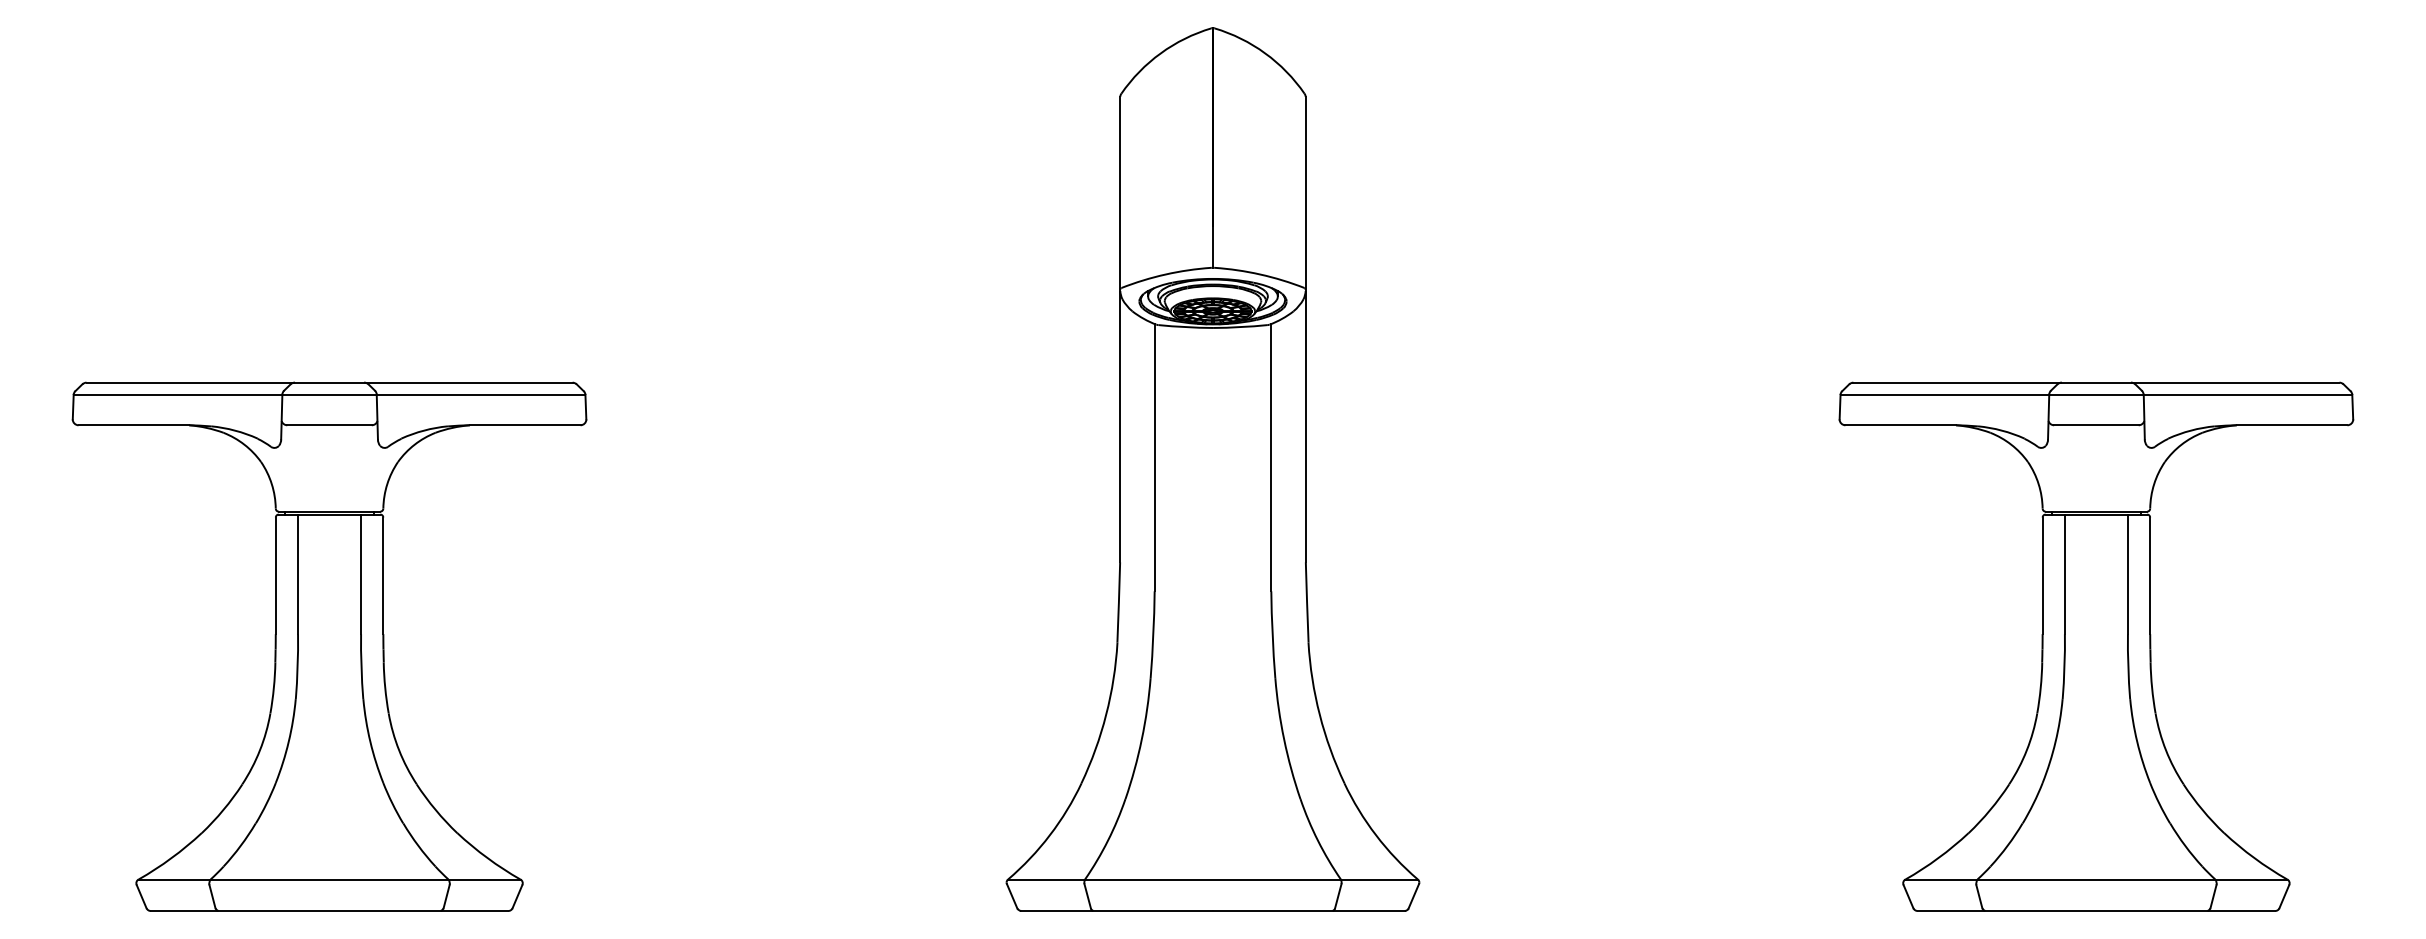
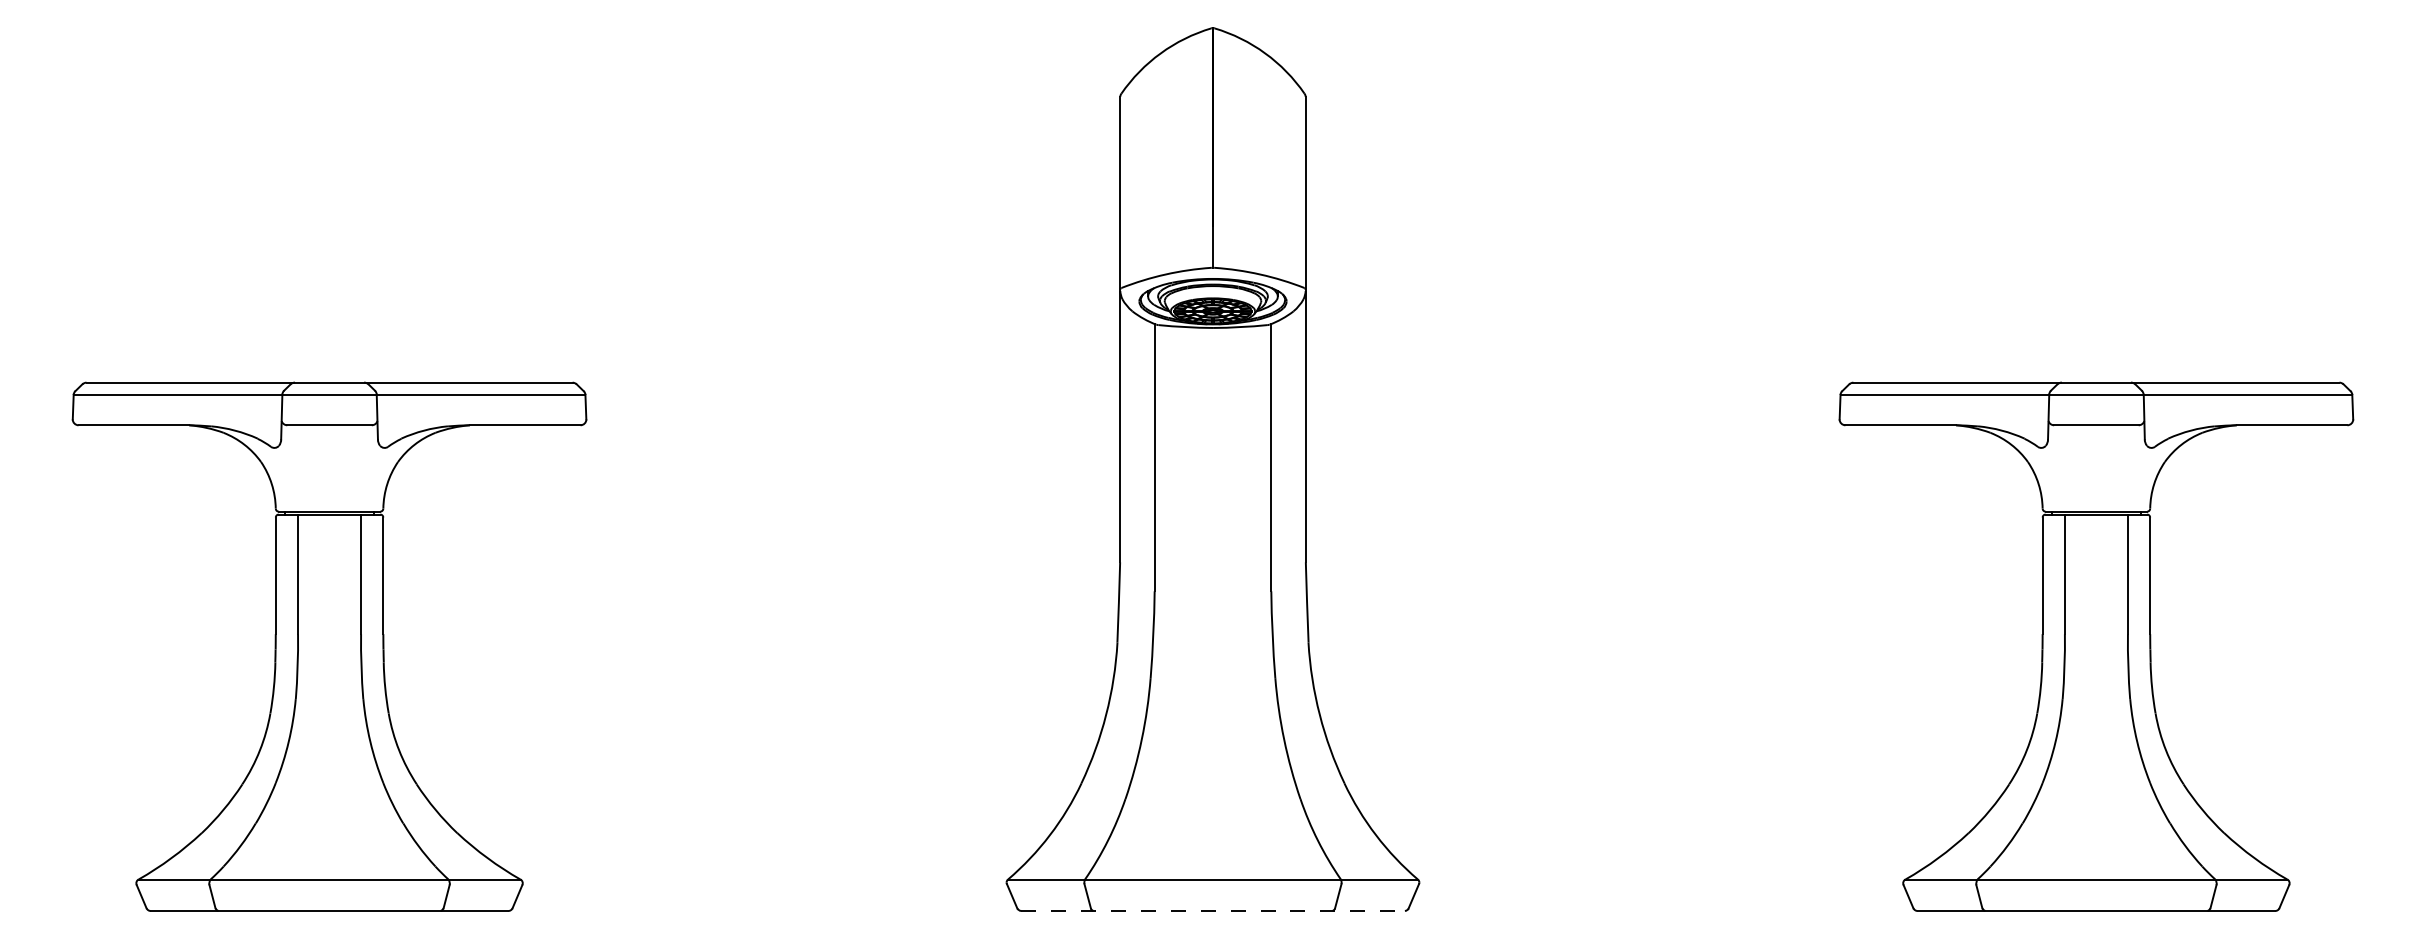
line: solid -> dashed (1212, 910)
